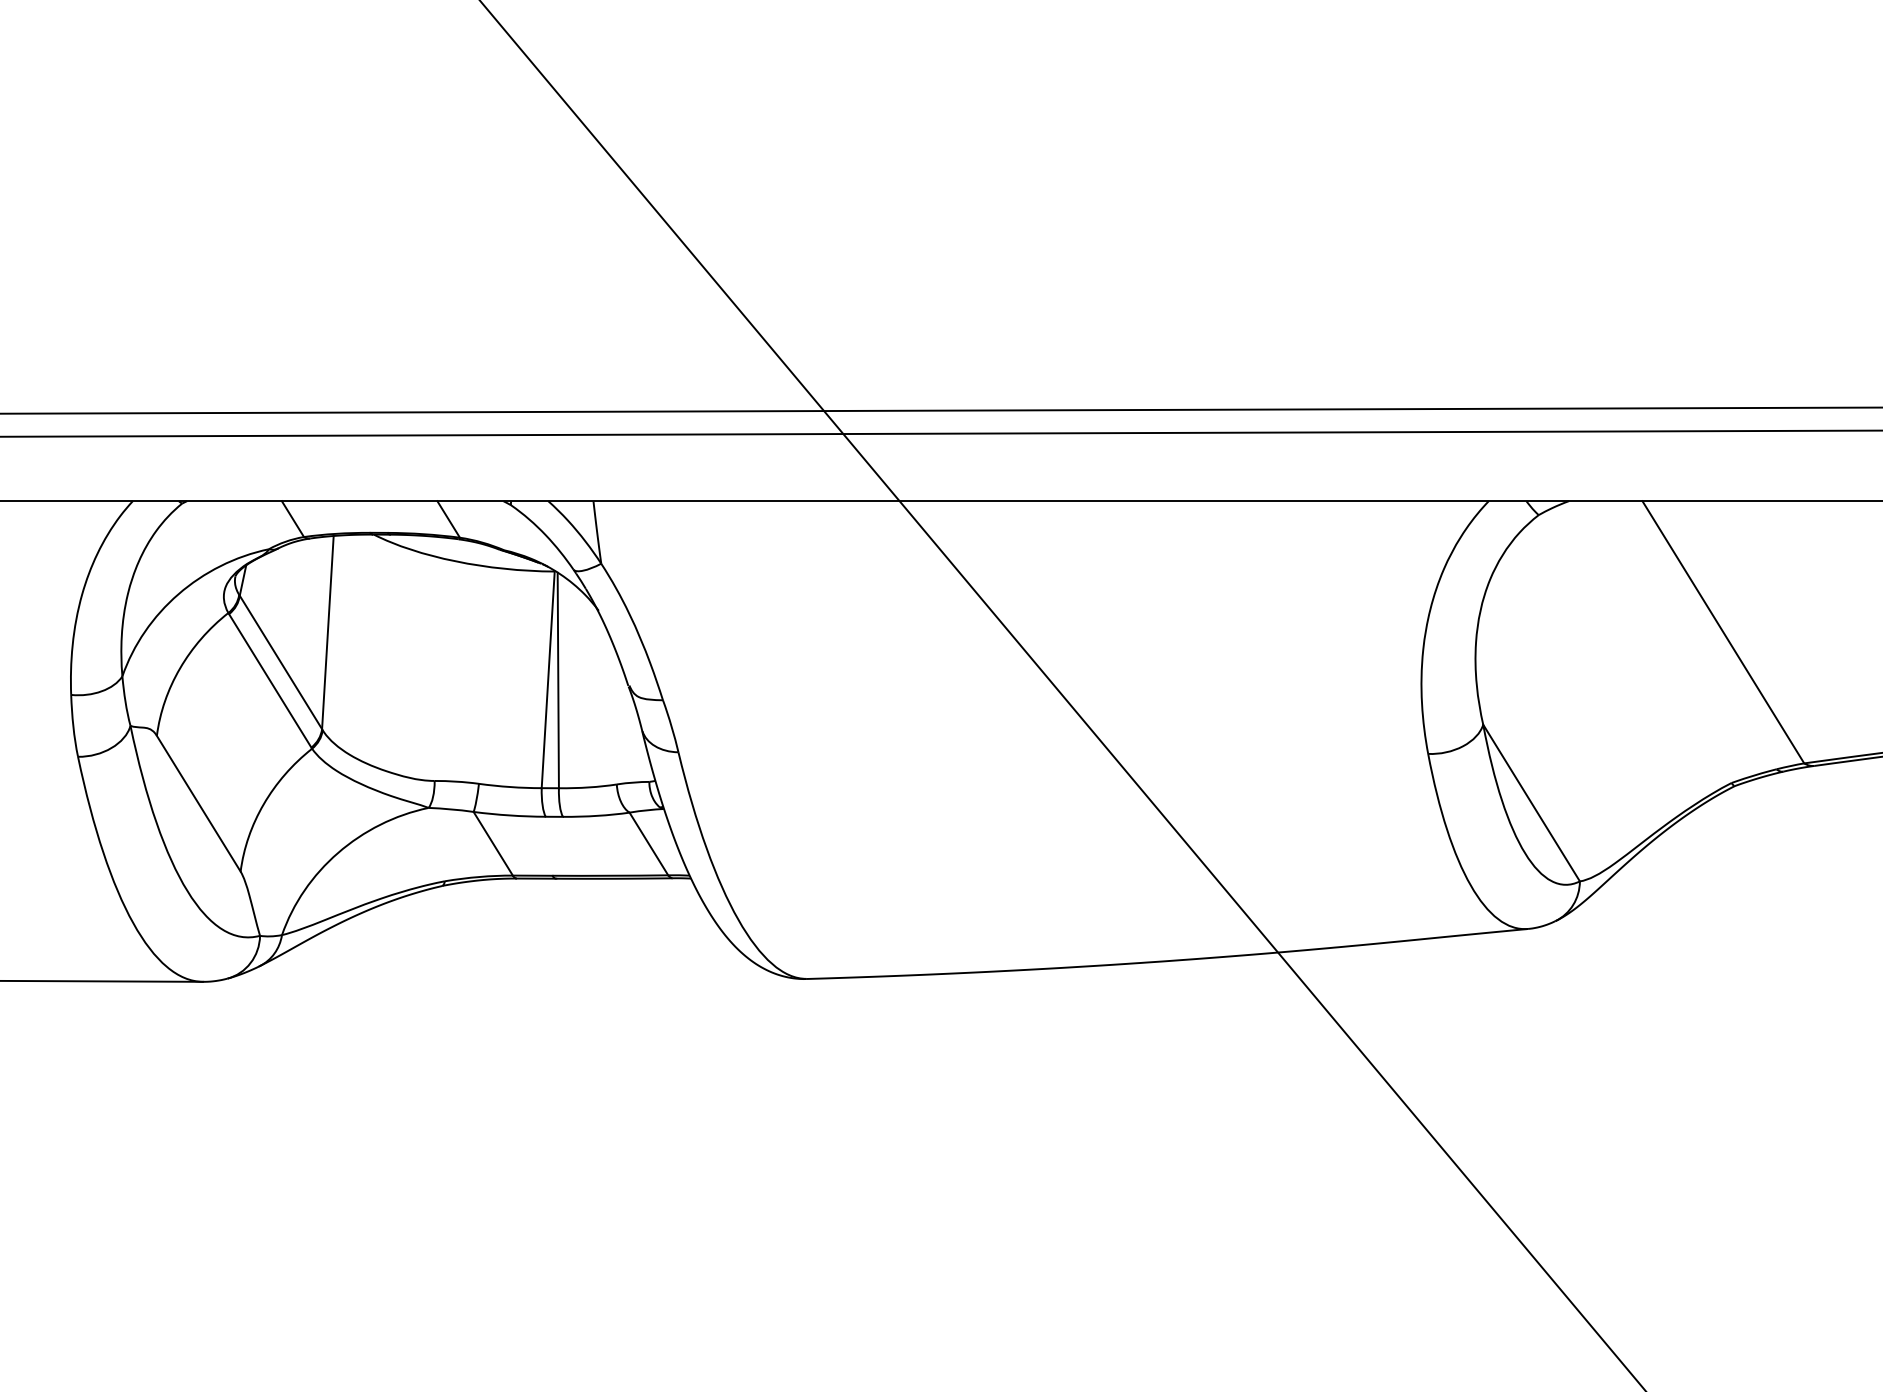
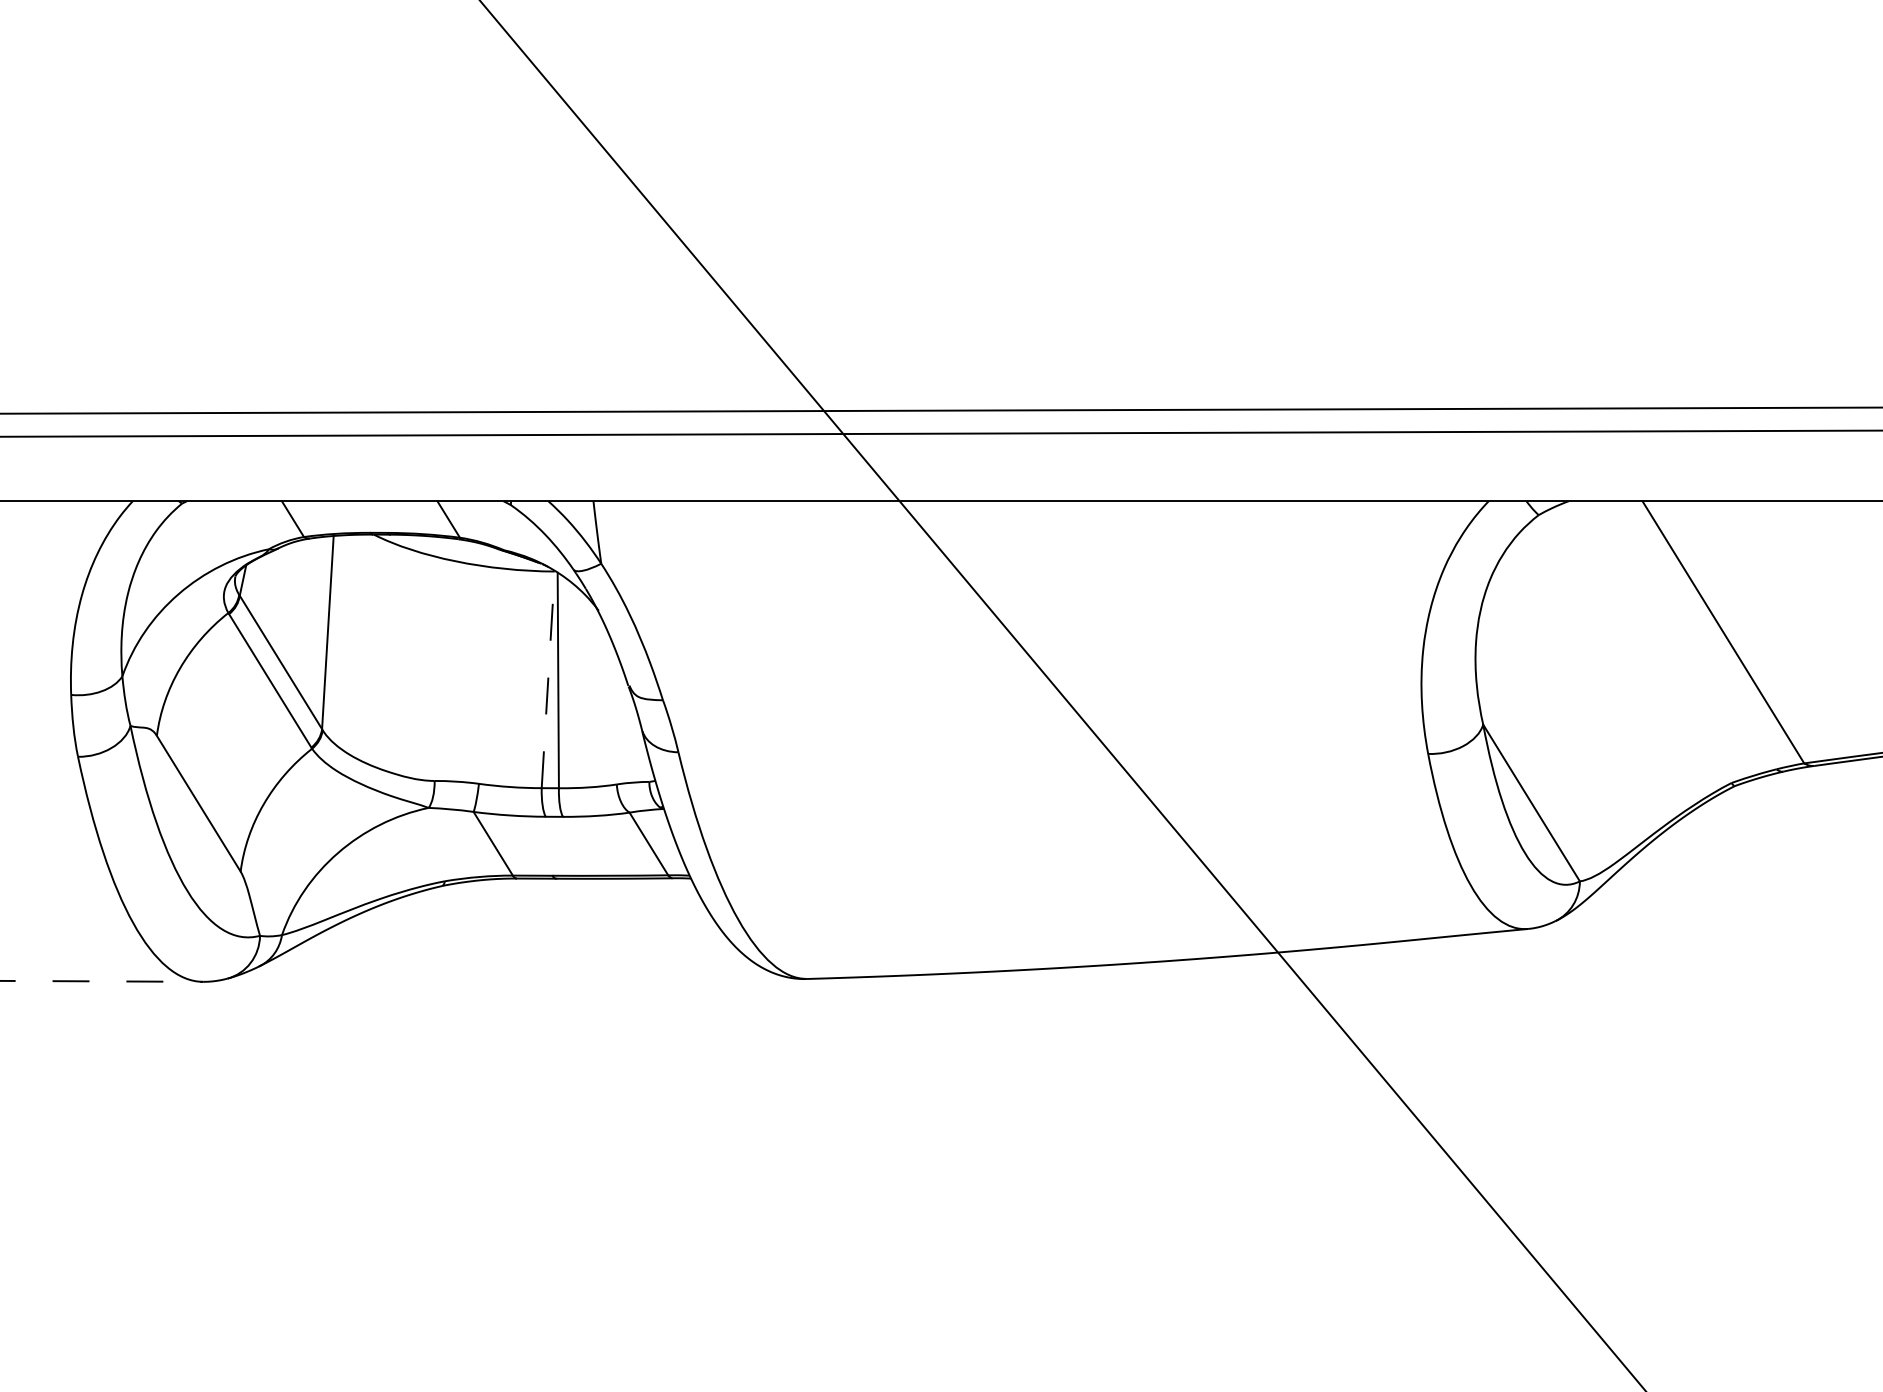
line: solid -> dashed (548, 679)
line: solid -> dashed (102, 981)
